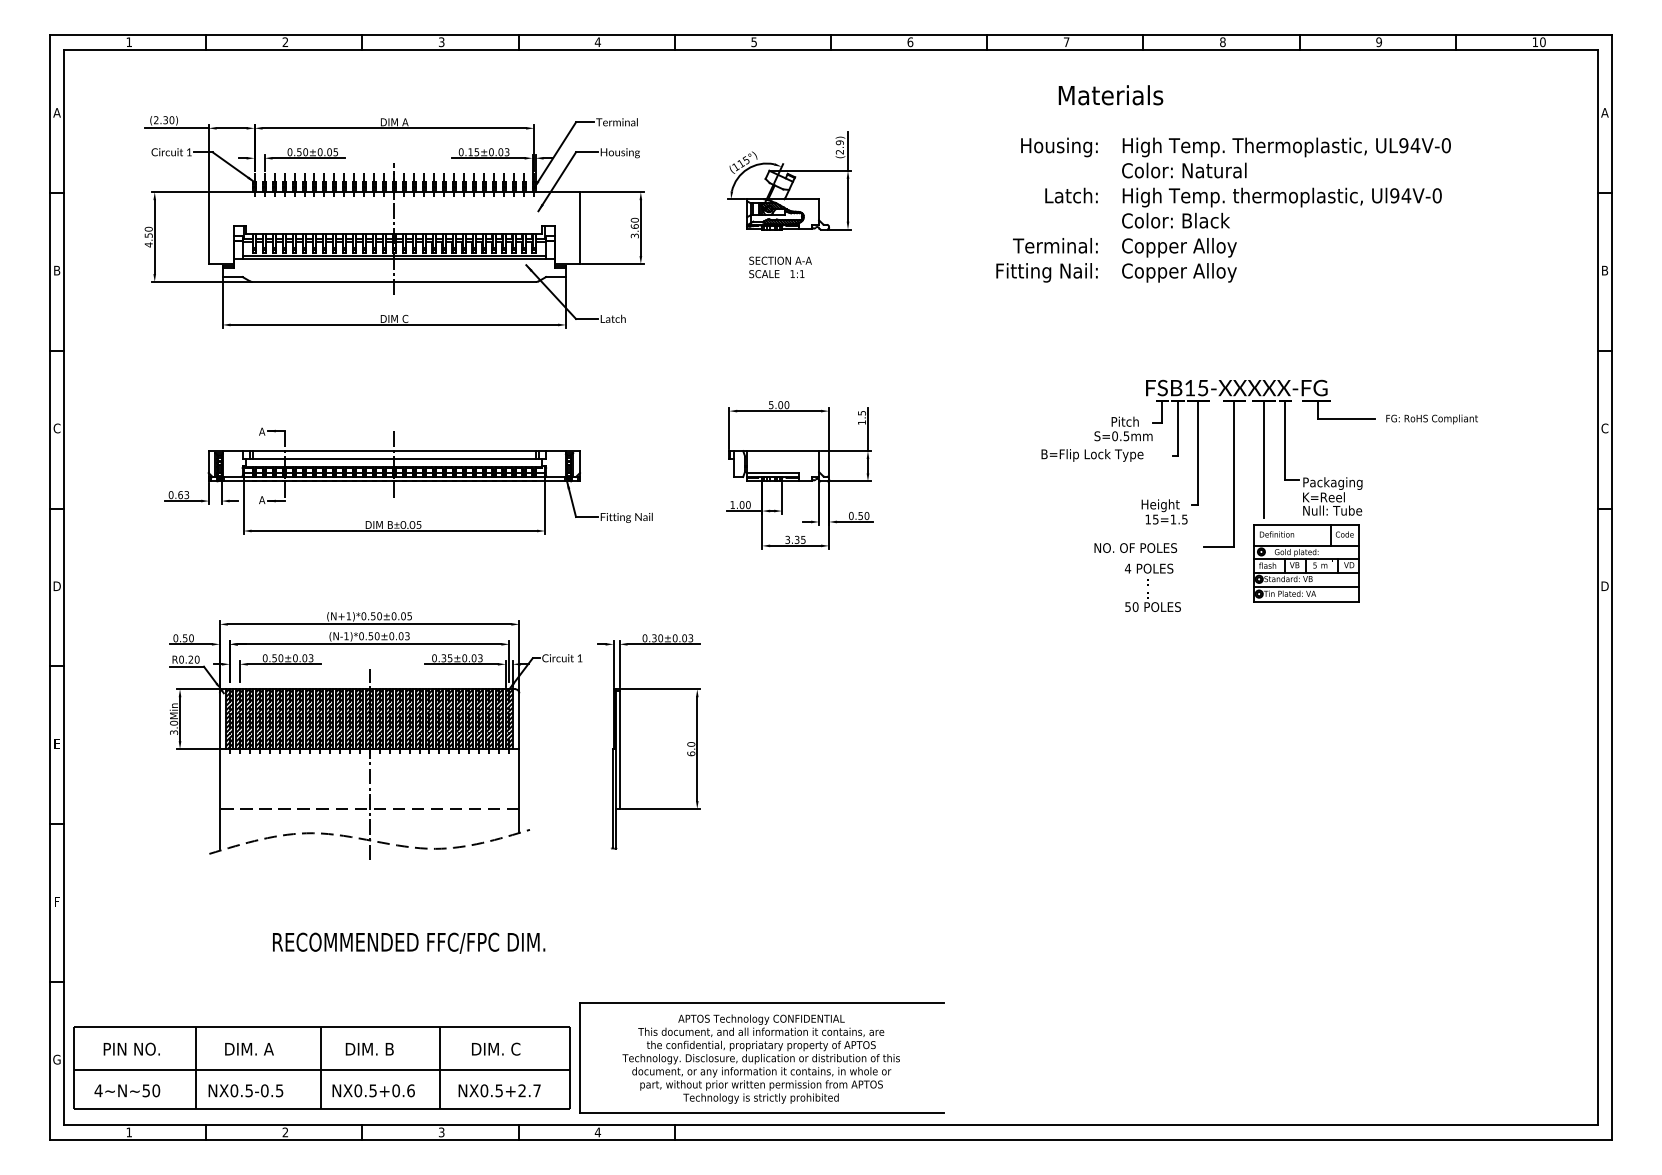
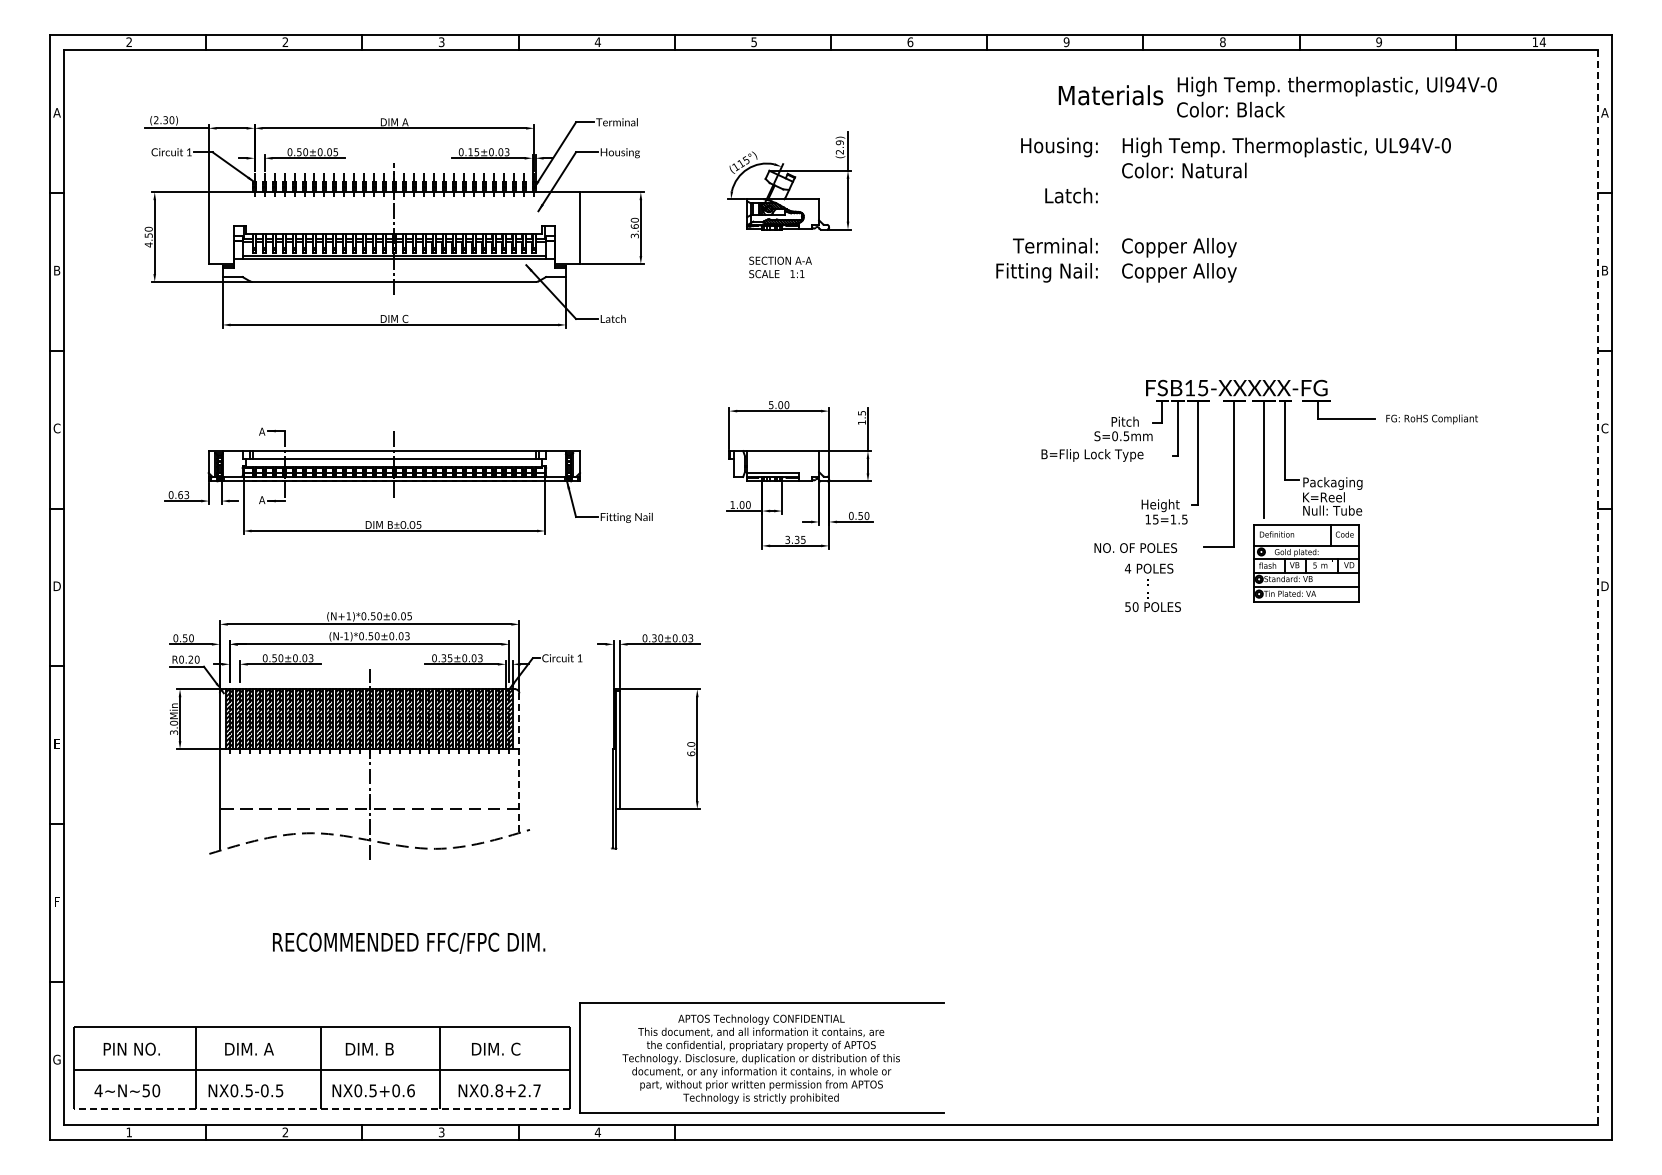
text: 1 -> 2 (128, 41)
text: 7 -> 9 (1066, 42)
text: 10 -> 14 (1542, 42)
text position: (1281, 207) -> (1336, 96) (1336, 96)
line: solid -> dashed (1597, 587)
line: solid -> dashed (519, 763)
text: NX0.5+2.7 -> NX0.8+2.7 (499, 1090)
line: solid -> dashed (322, 1109)
